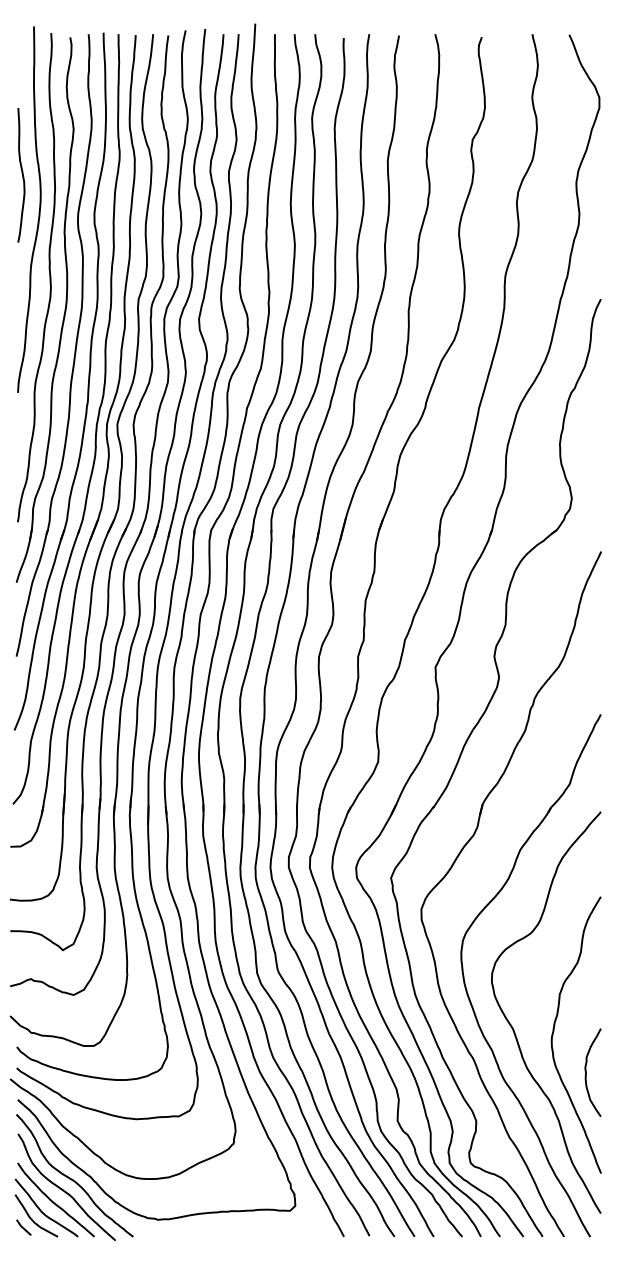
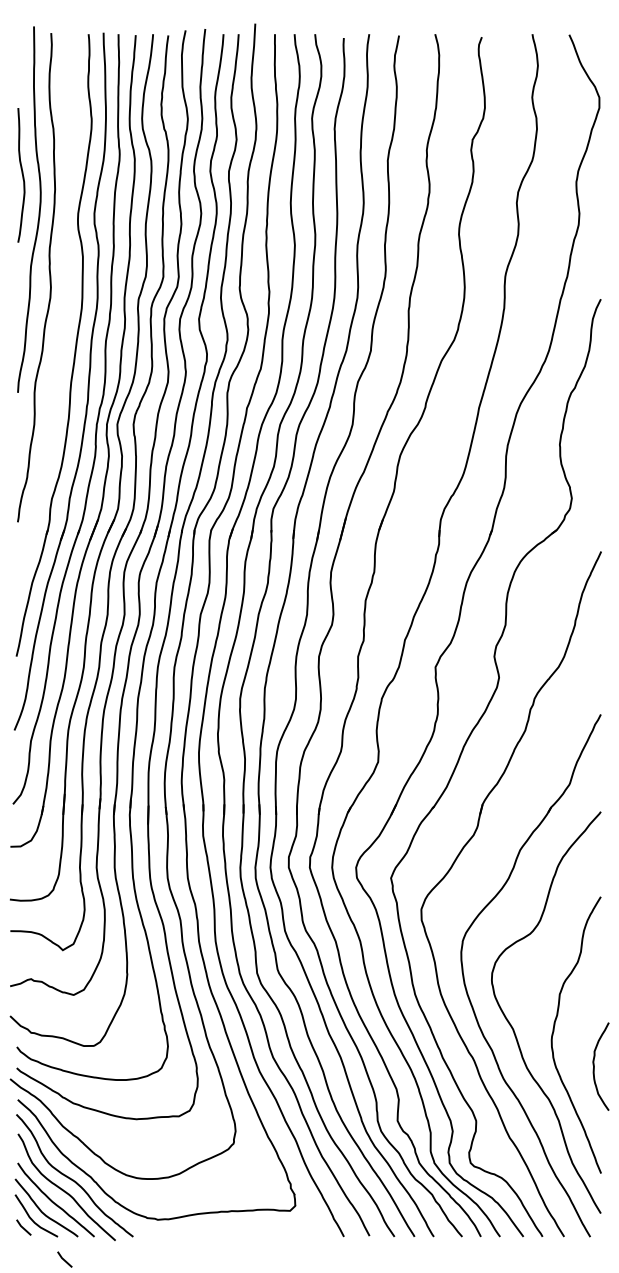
part: present -> none (63, 314)
curve position: (586, 1072) -> (594, 1066) (594, 1066)
line: none -> present (64, 1259)
